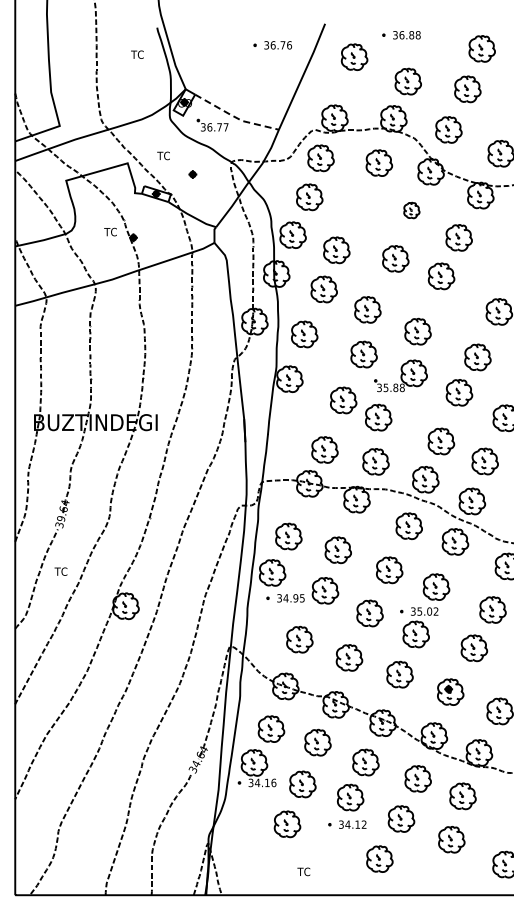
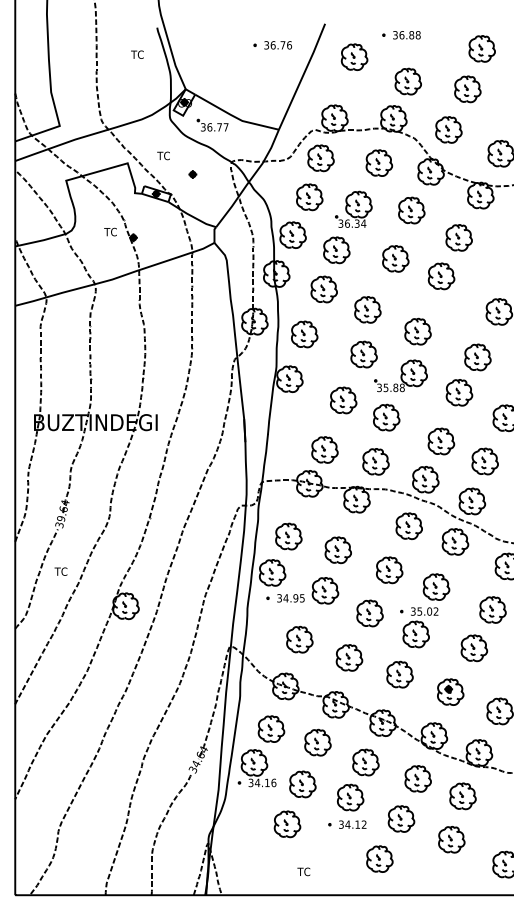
line: dashed -> solid (235, 117)
part: none -> present (353, 208)
part size: 18x19 px -> 28x29 px (411, 210)
part position: (378, 417) -> (386, 417) (386, 417)
